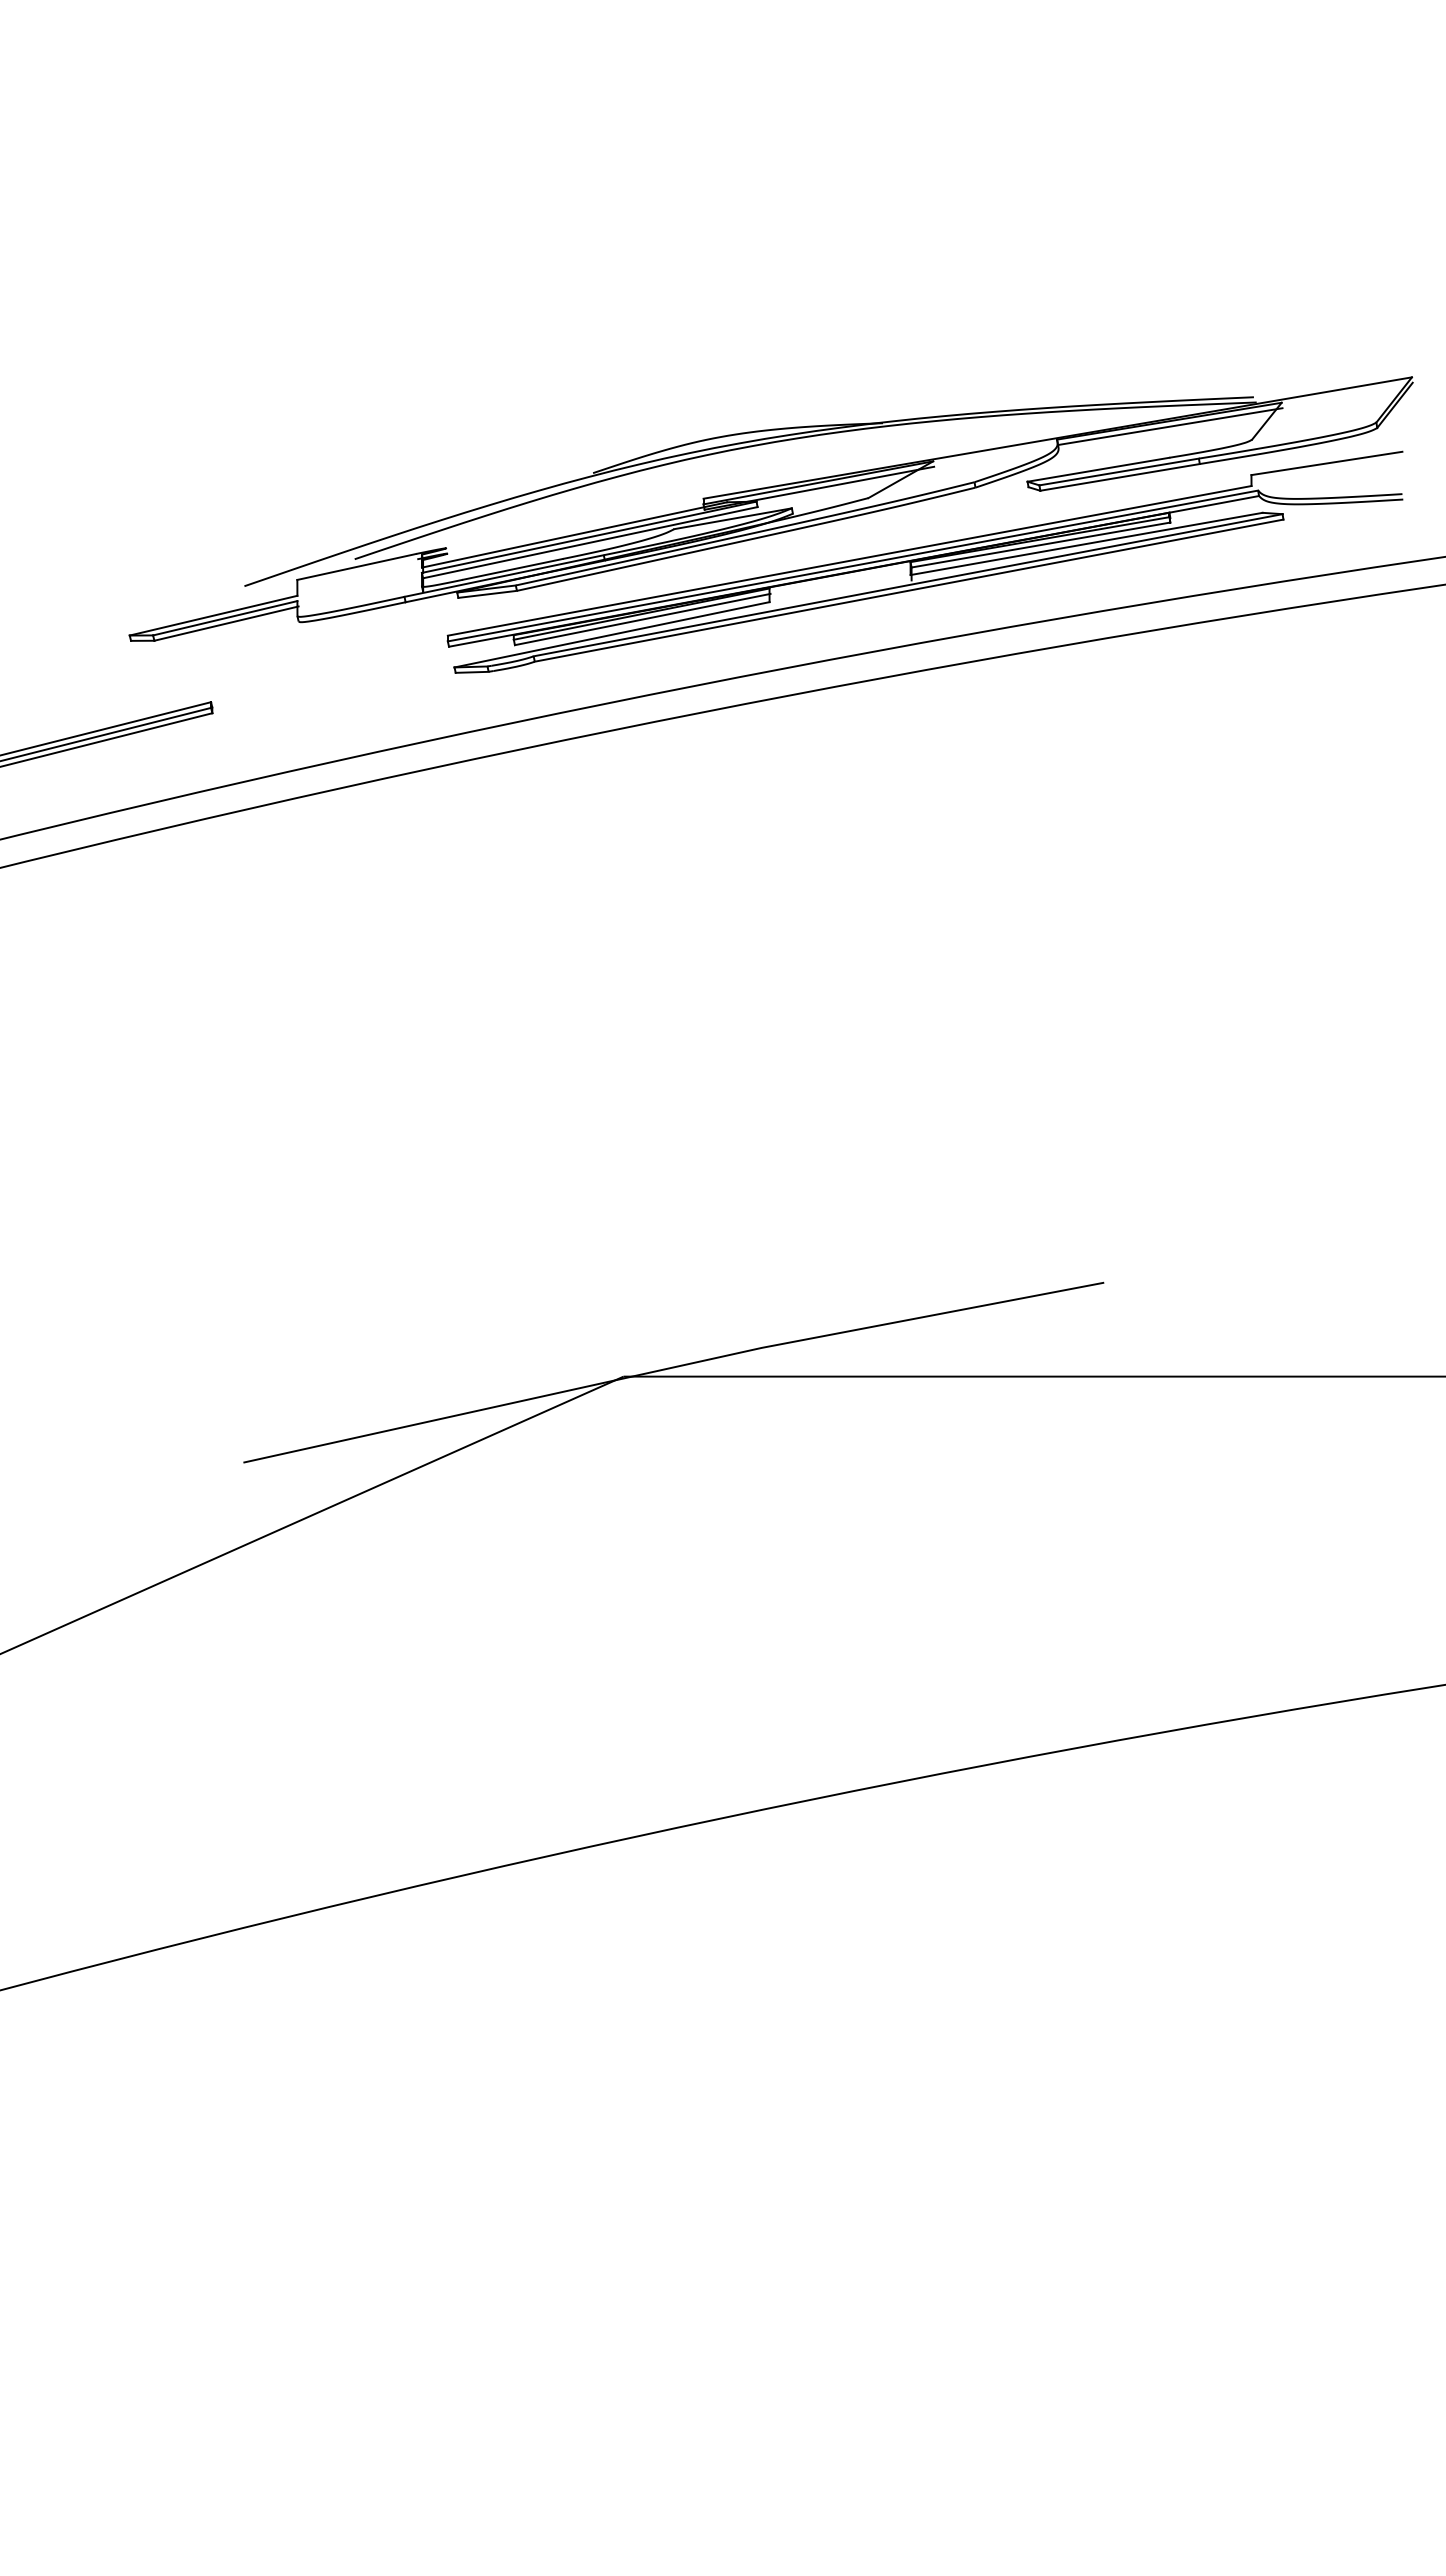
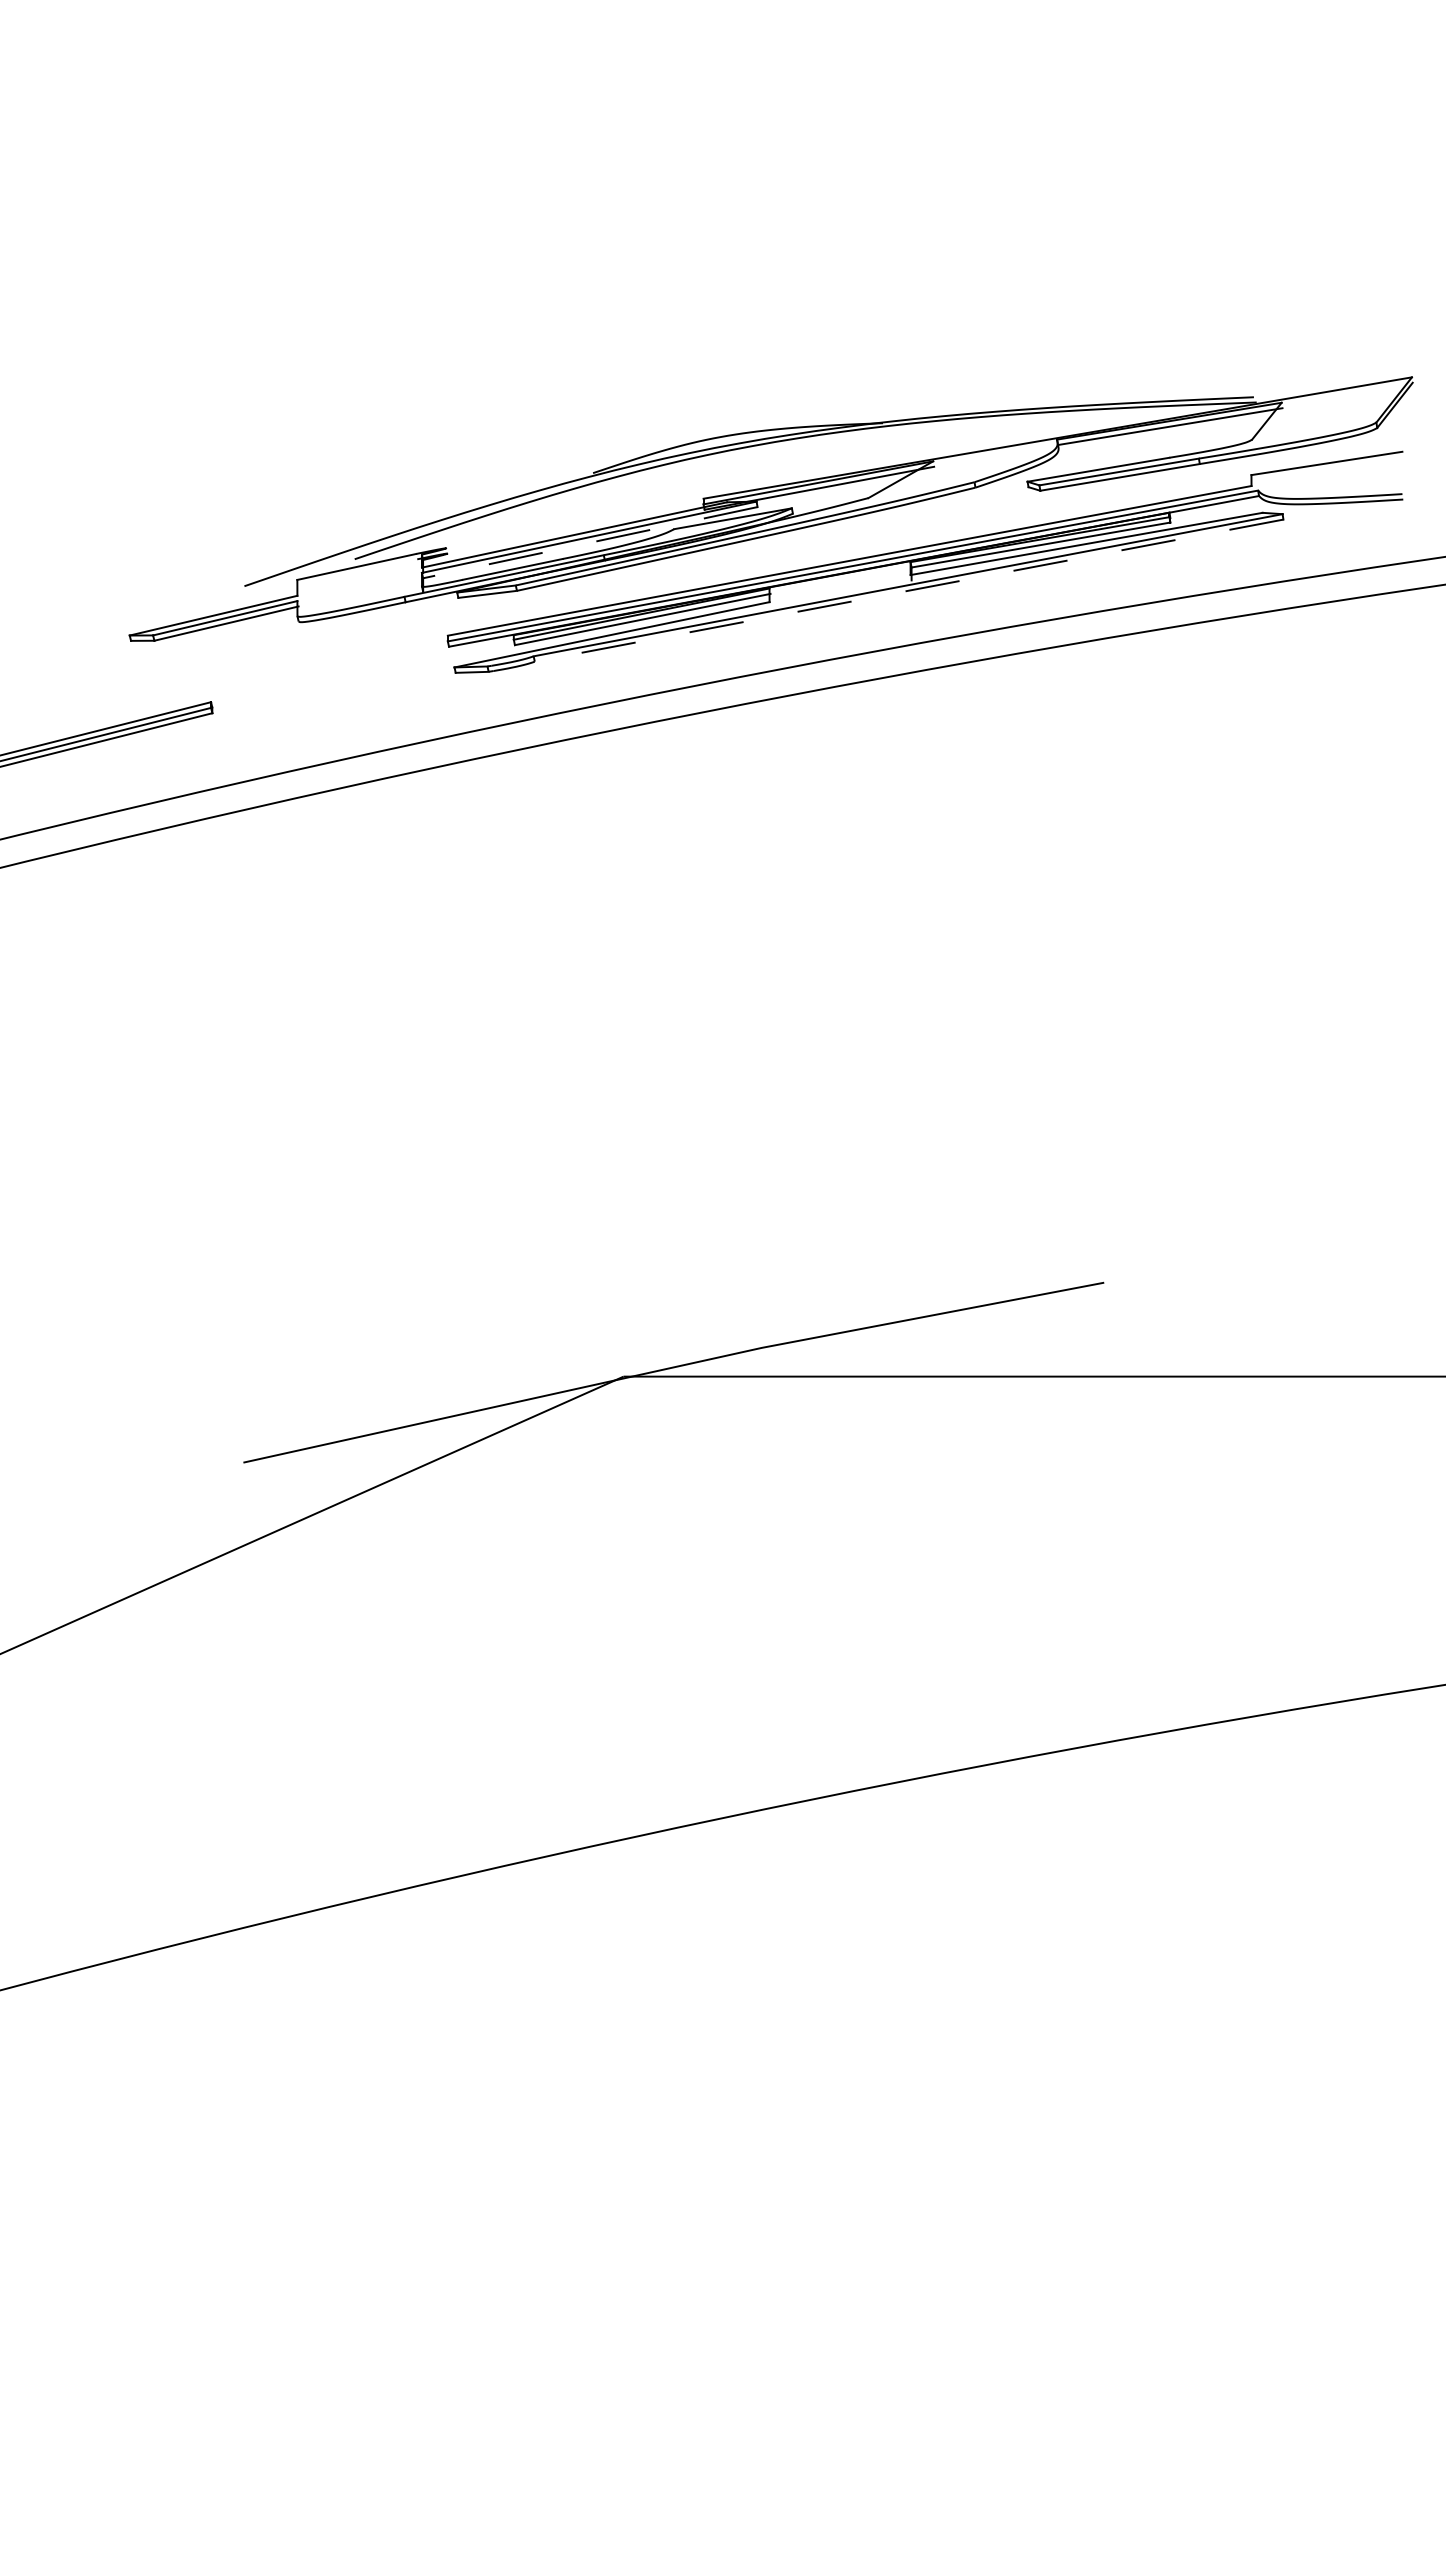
line: solid -> dashed (590, 542)
line: solid -> dashed (908, 590)
